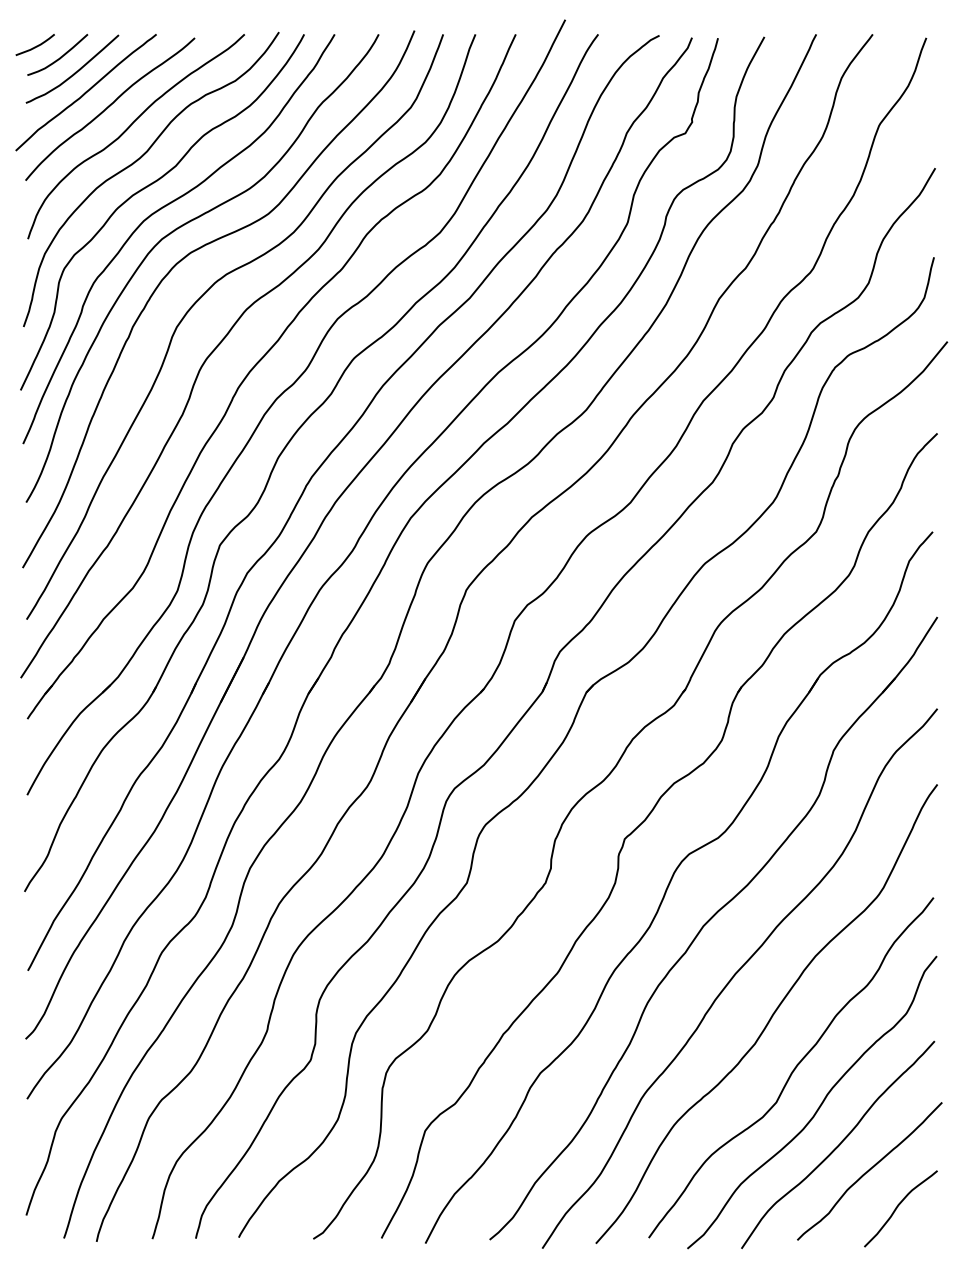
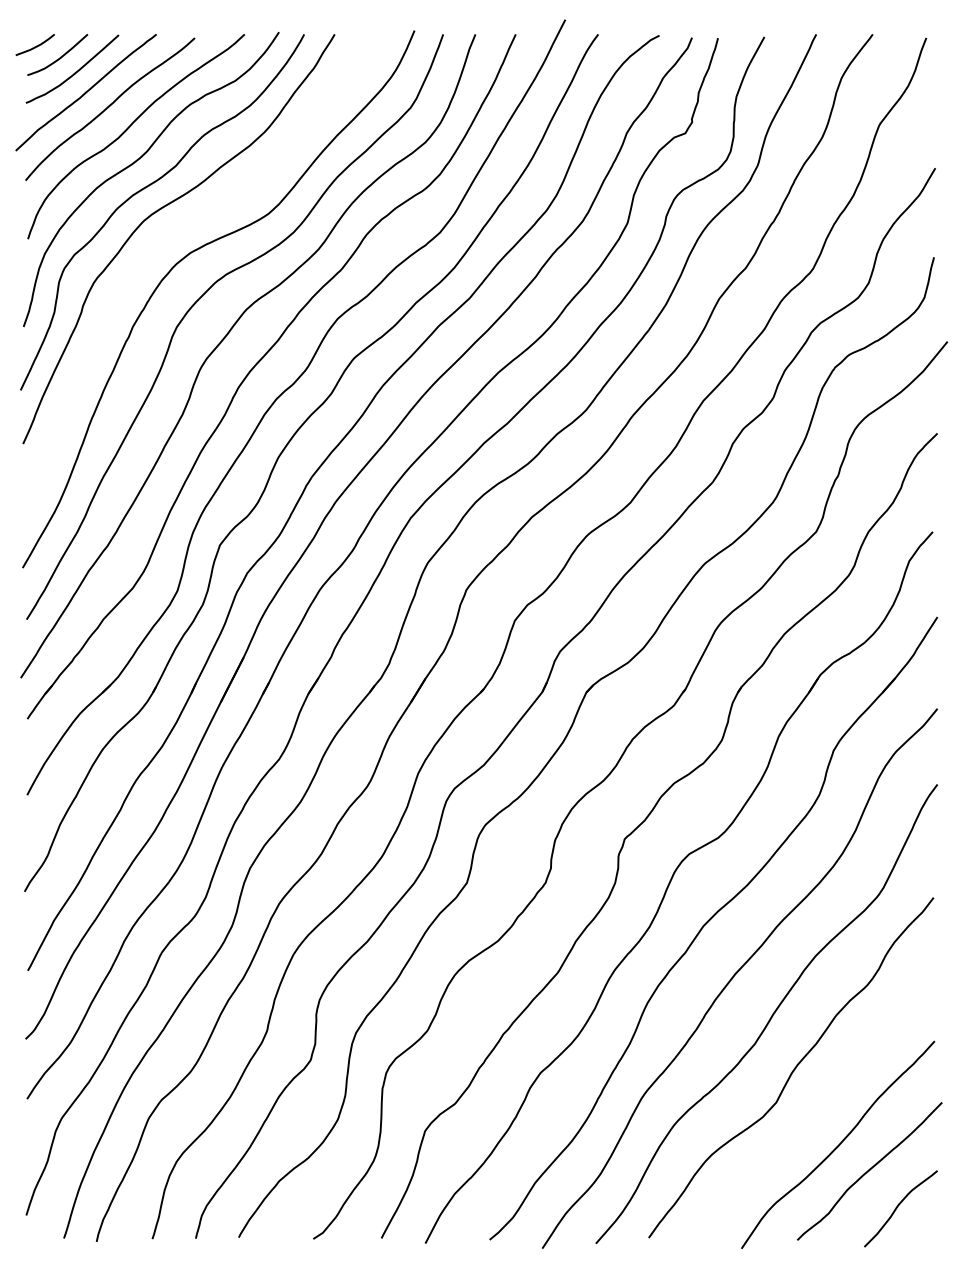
curve: present -> none (176, 230)
curve: present -> none (819, 1105)
